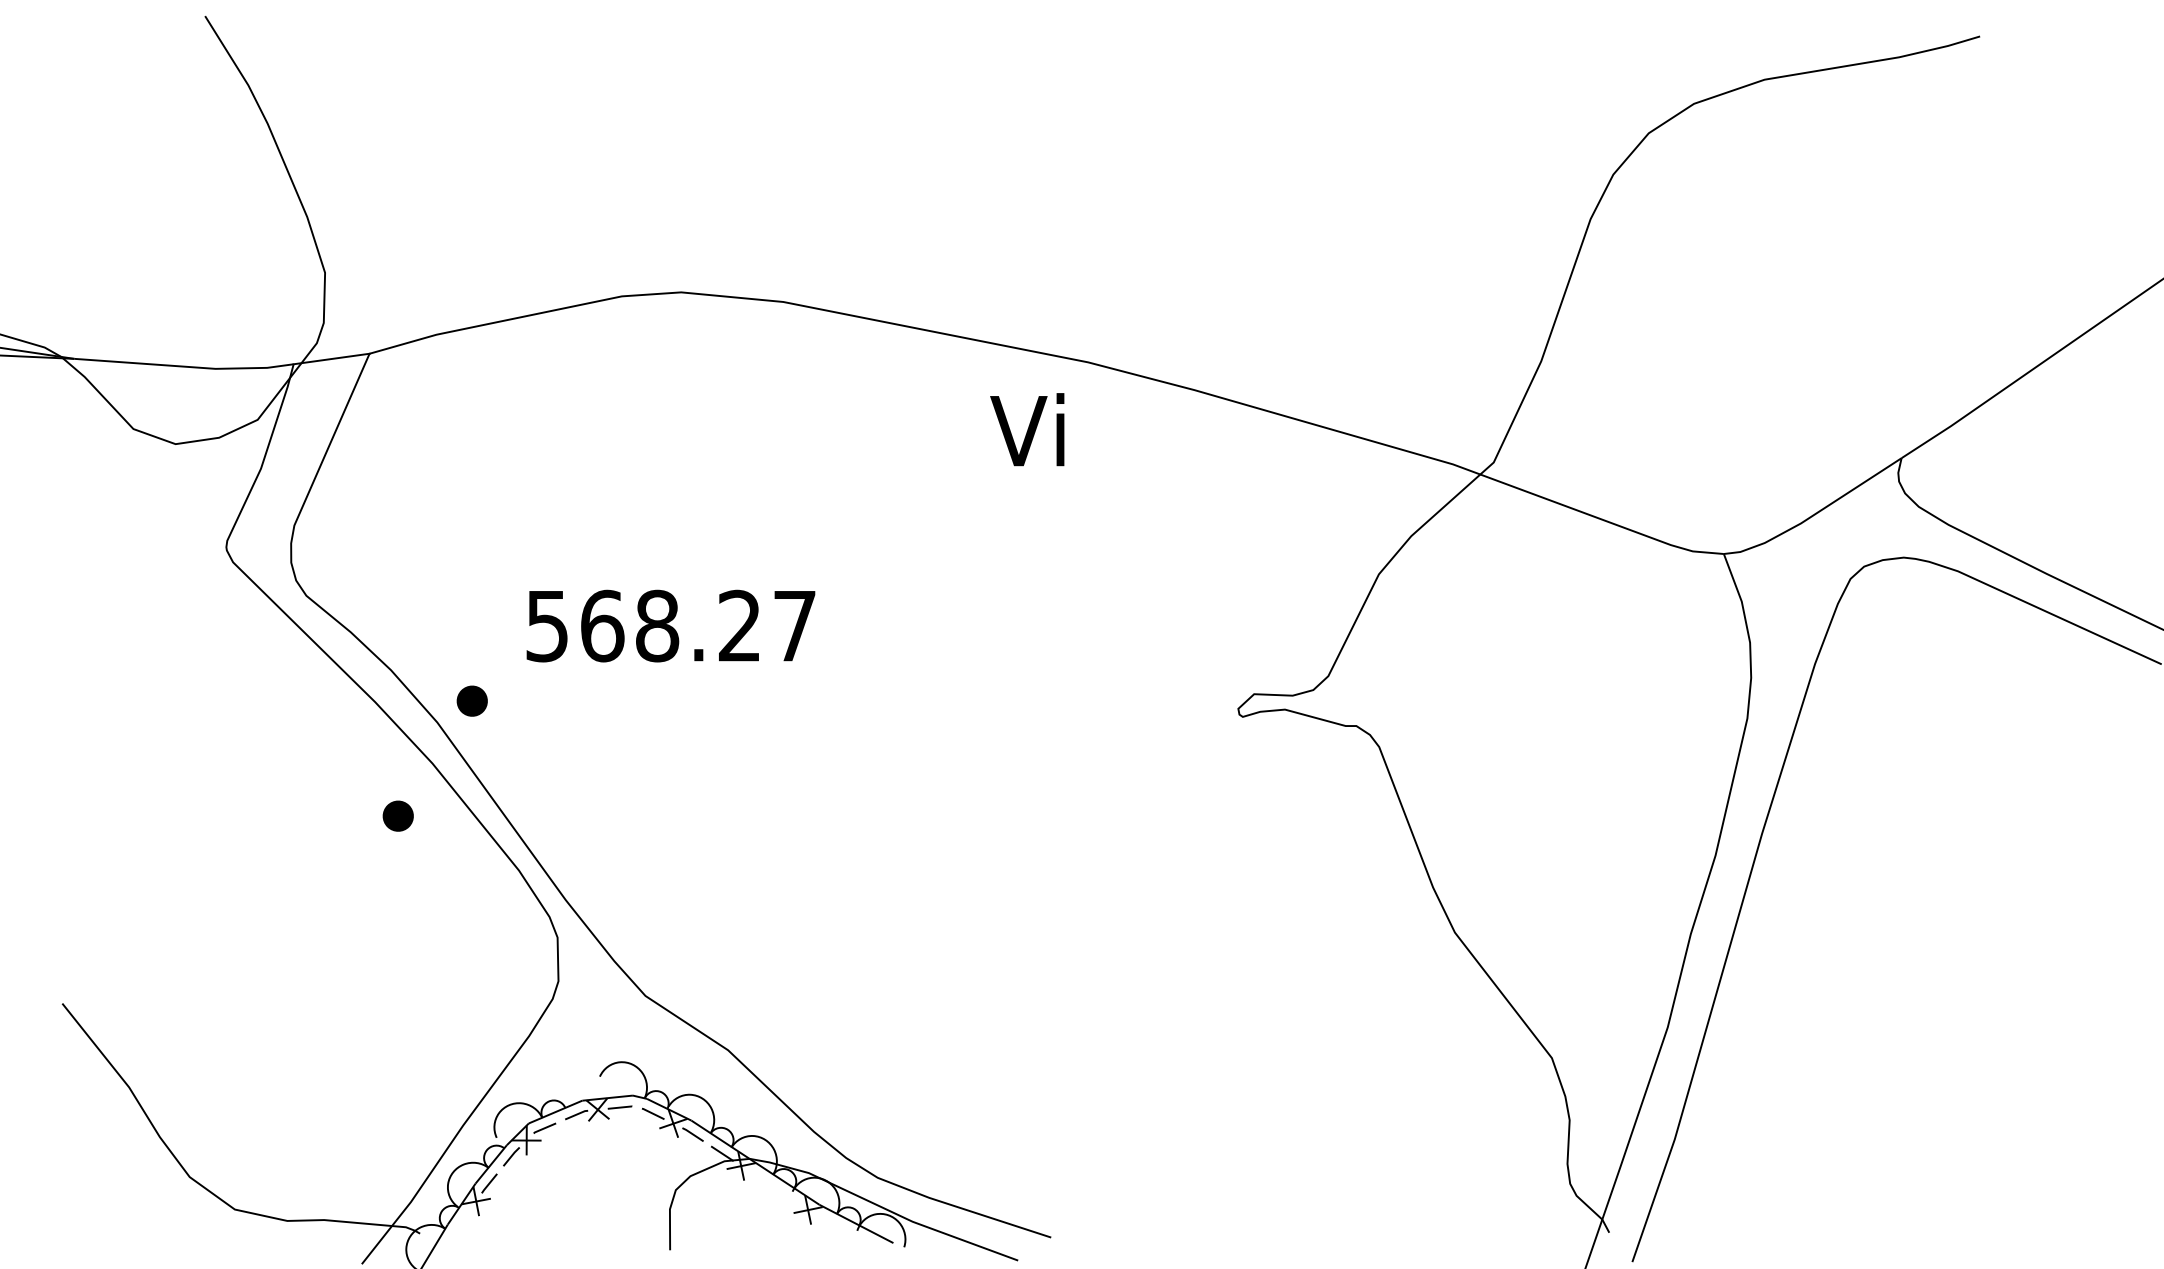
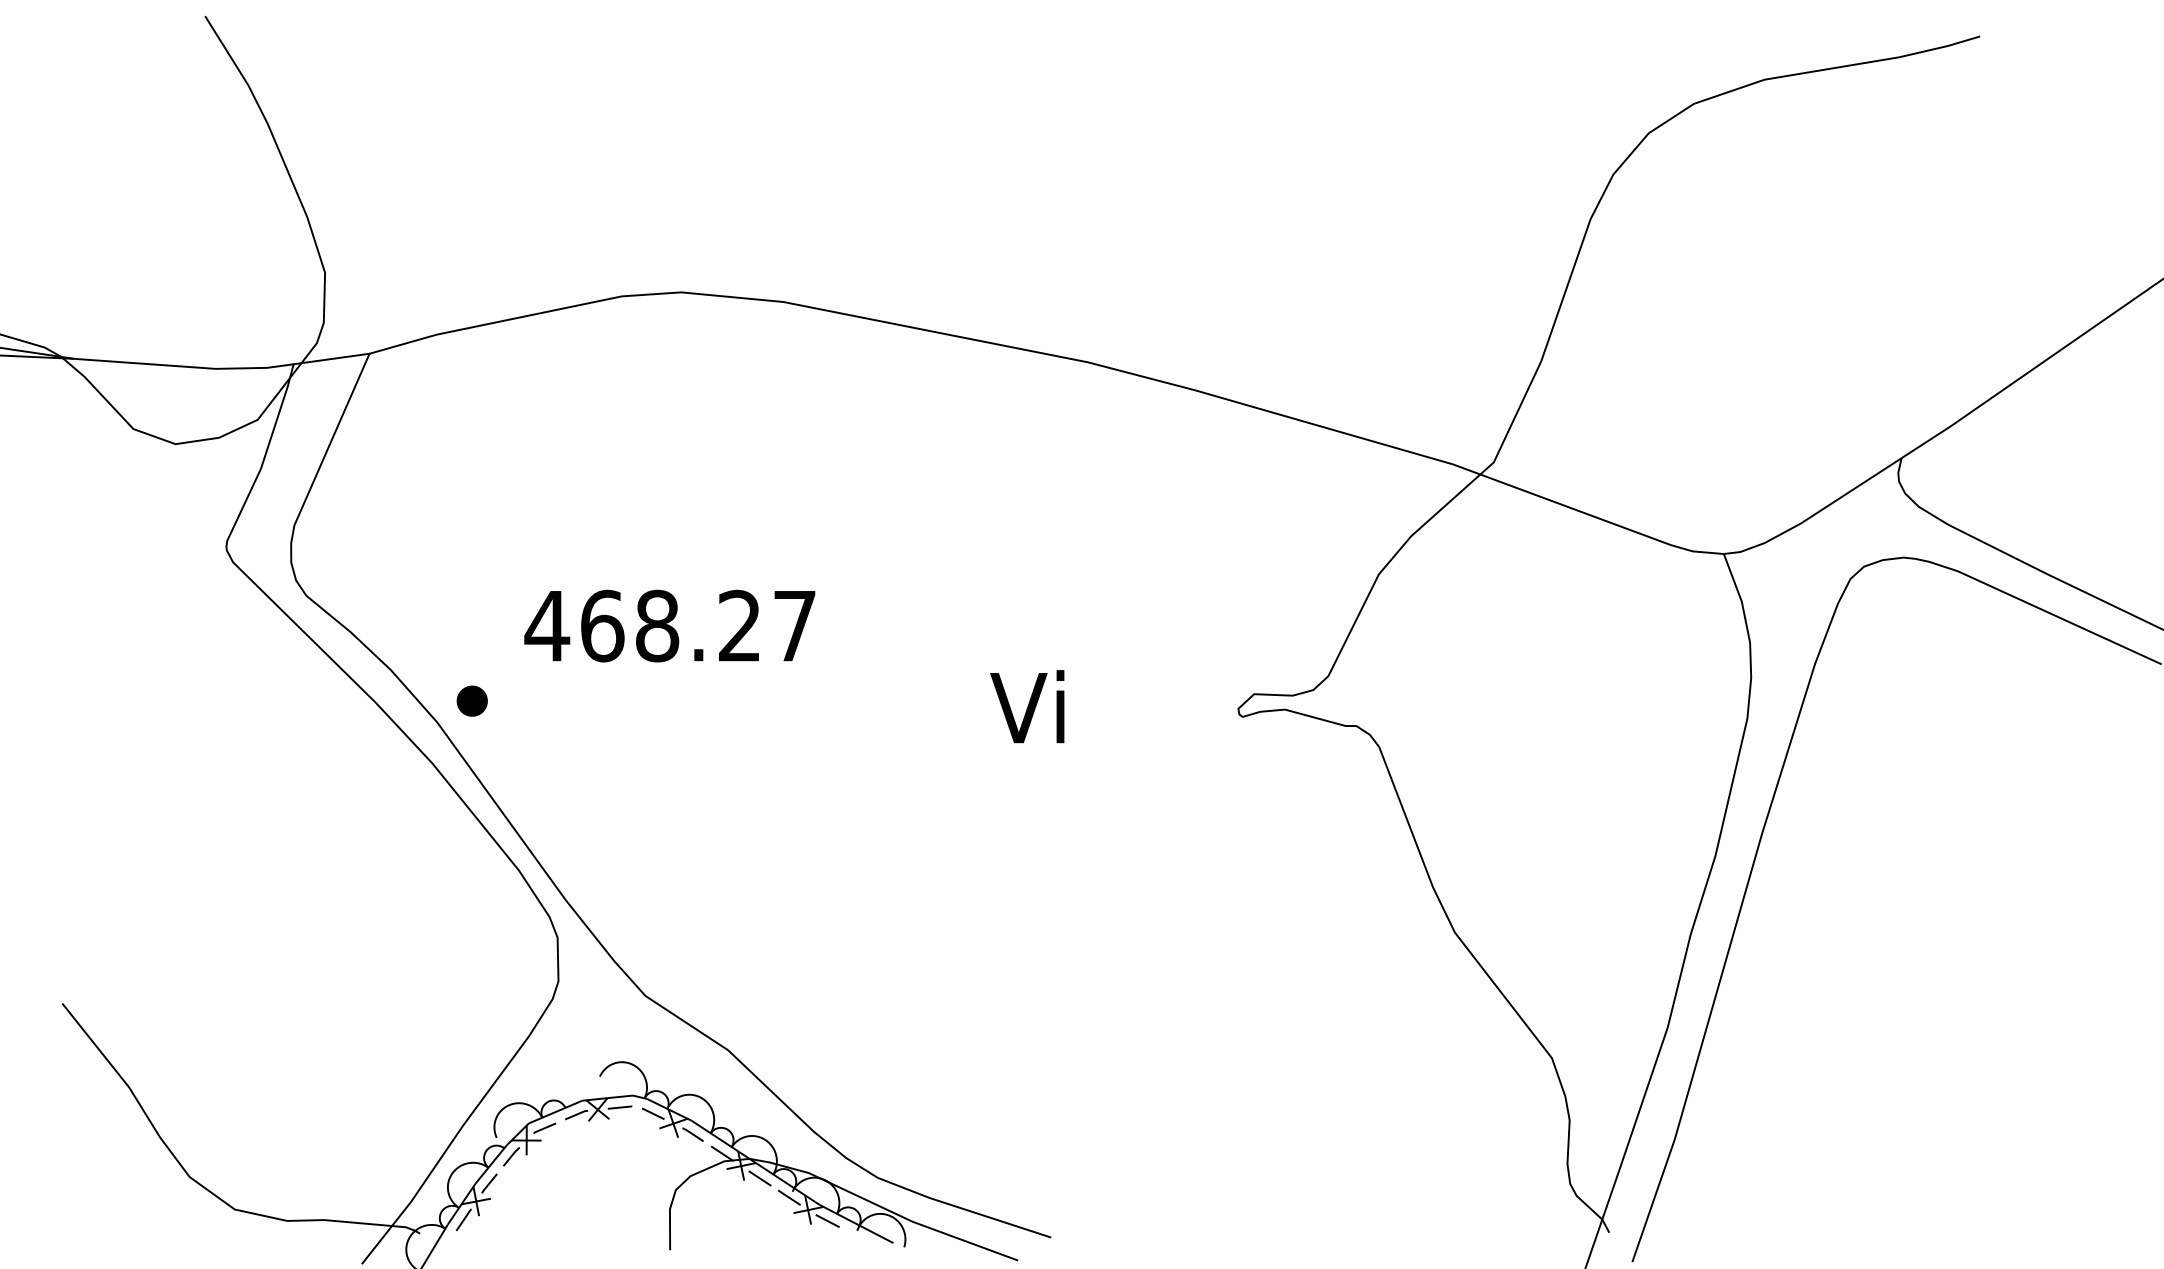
text position: (1027, 429) -> (1027, 706) (1027, 706)
text: 568.27 -> 468.27 (547, 626)
part: present -> none (397, 815)
line: none -> present (759, 1178)
line: none -> present (788, 1197)
line: none -> present (463, 1219)
line: none -> present (827, 1220)
